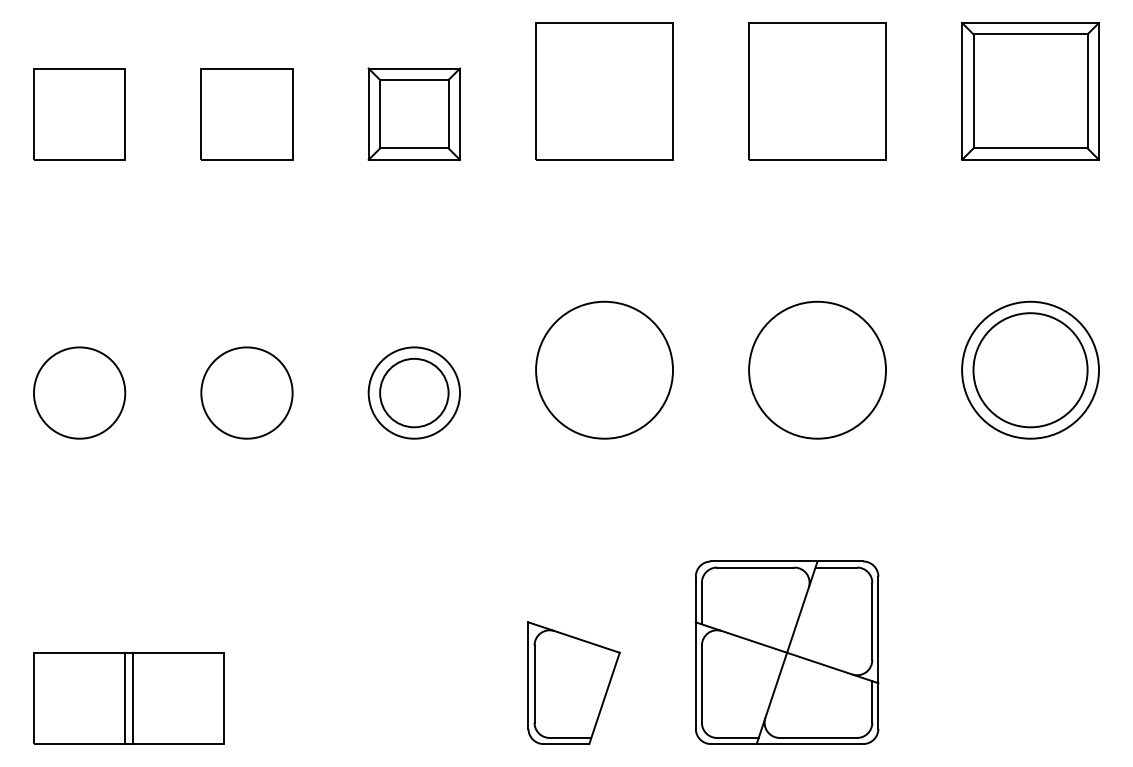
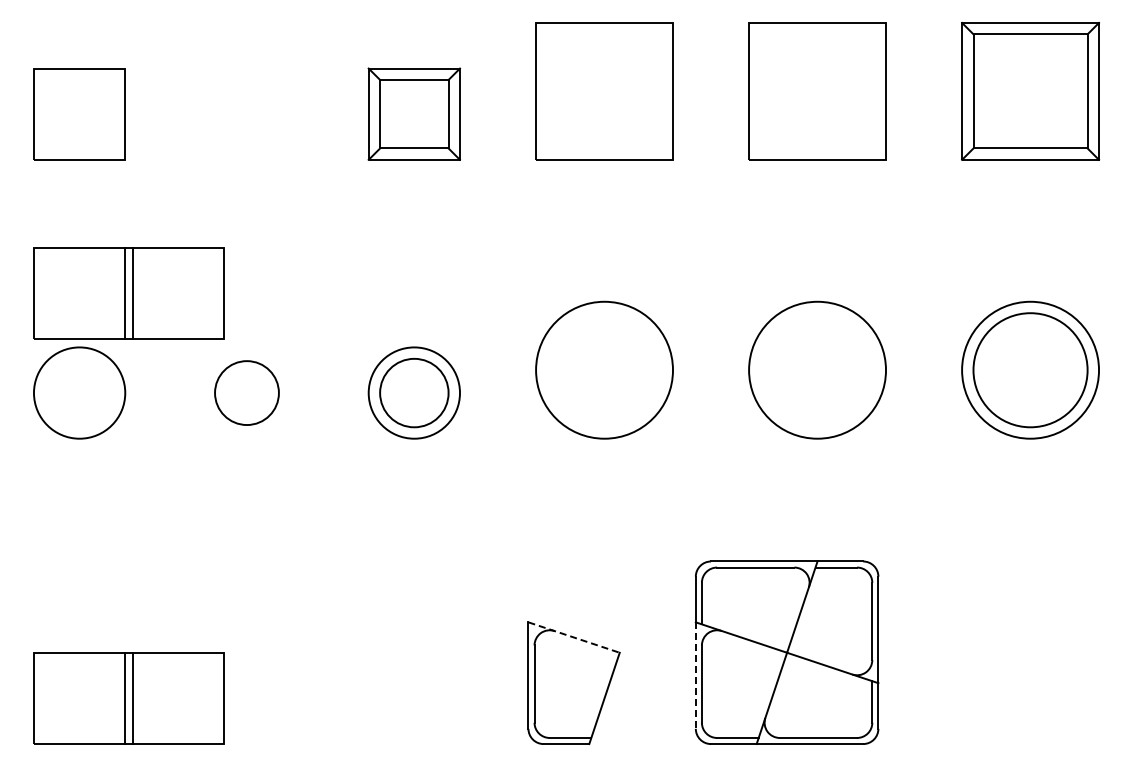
part: present -> none (246, 114)
part: none -> present (128, 293)
circle diameter: 91 px -> 64 px (246, 393)
line: solid -> dashed (574, 637)
line: solid -> dashed (695, 676)
